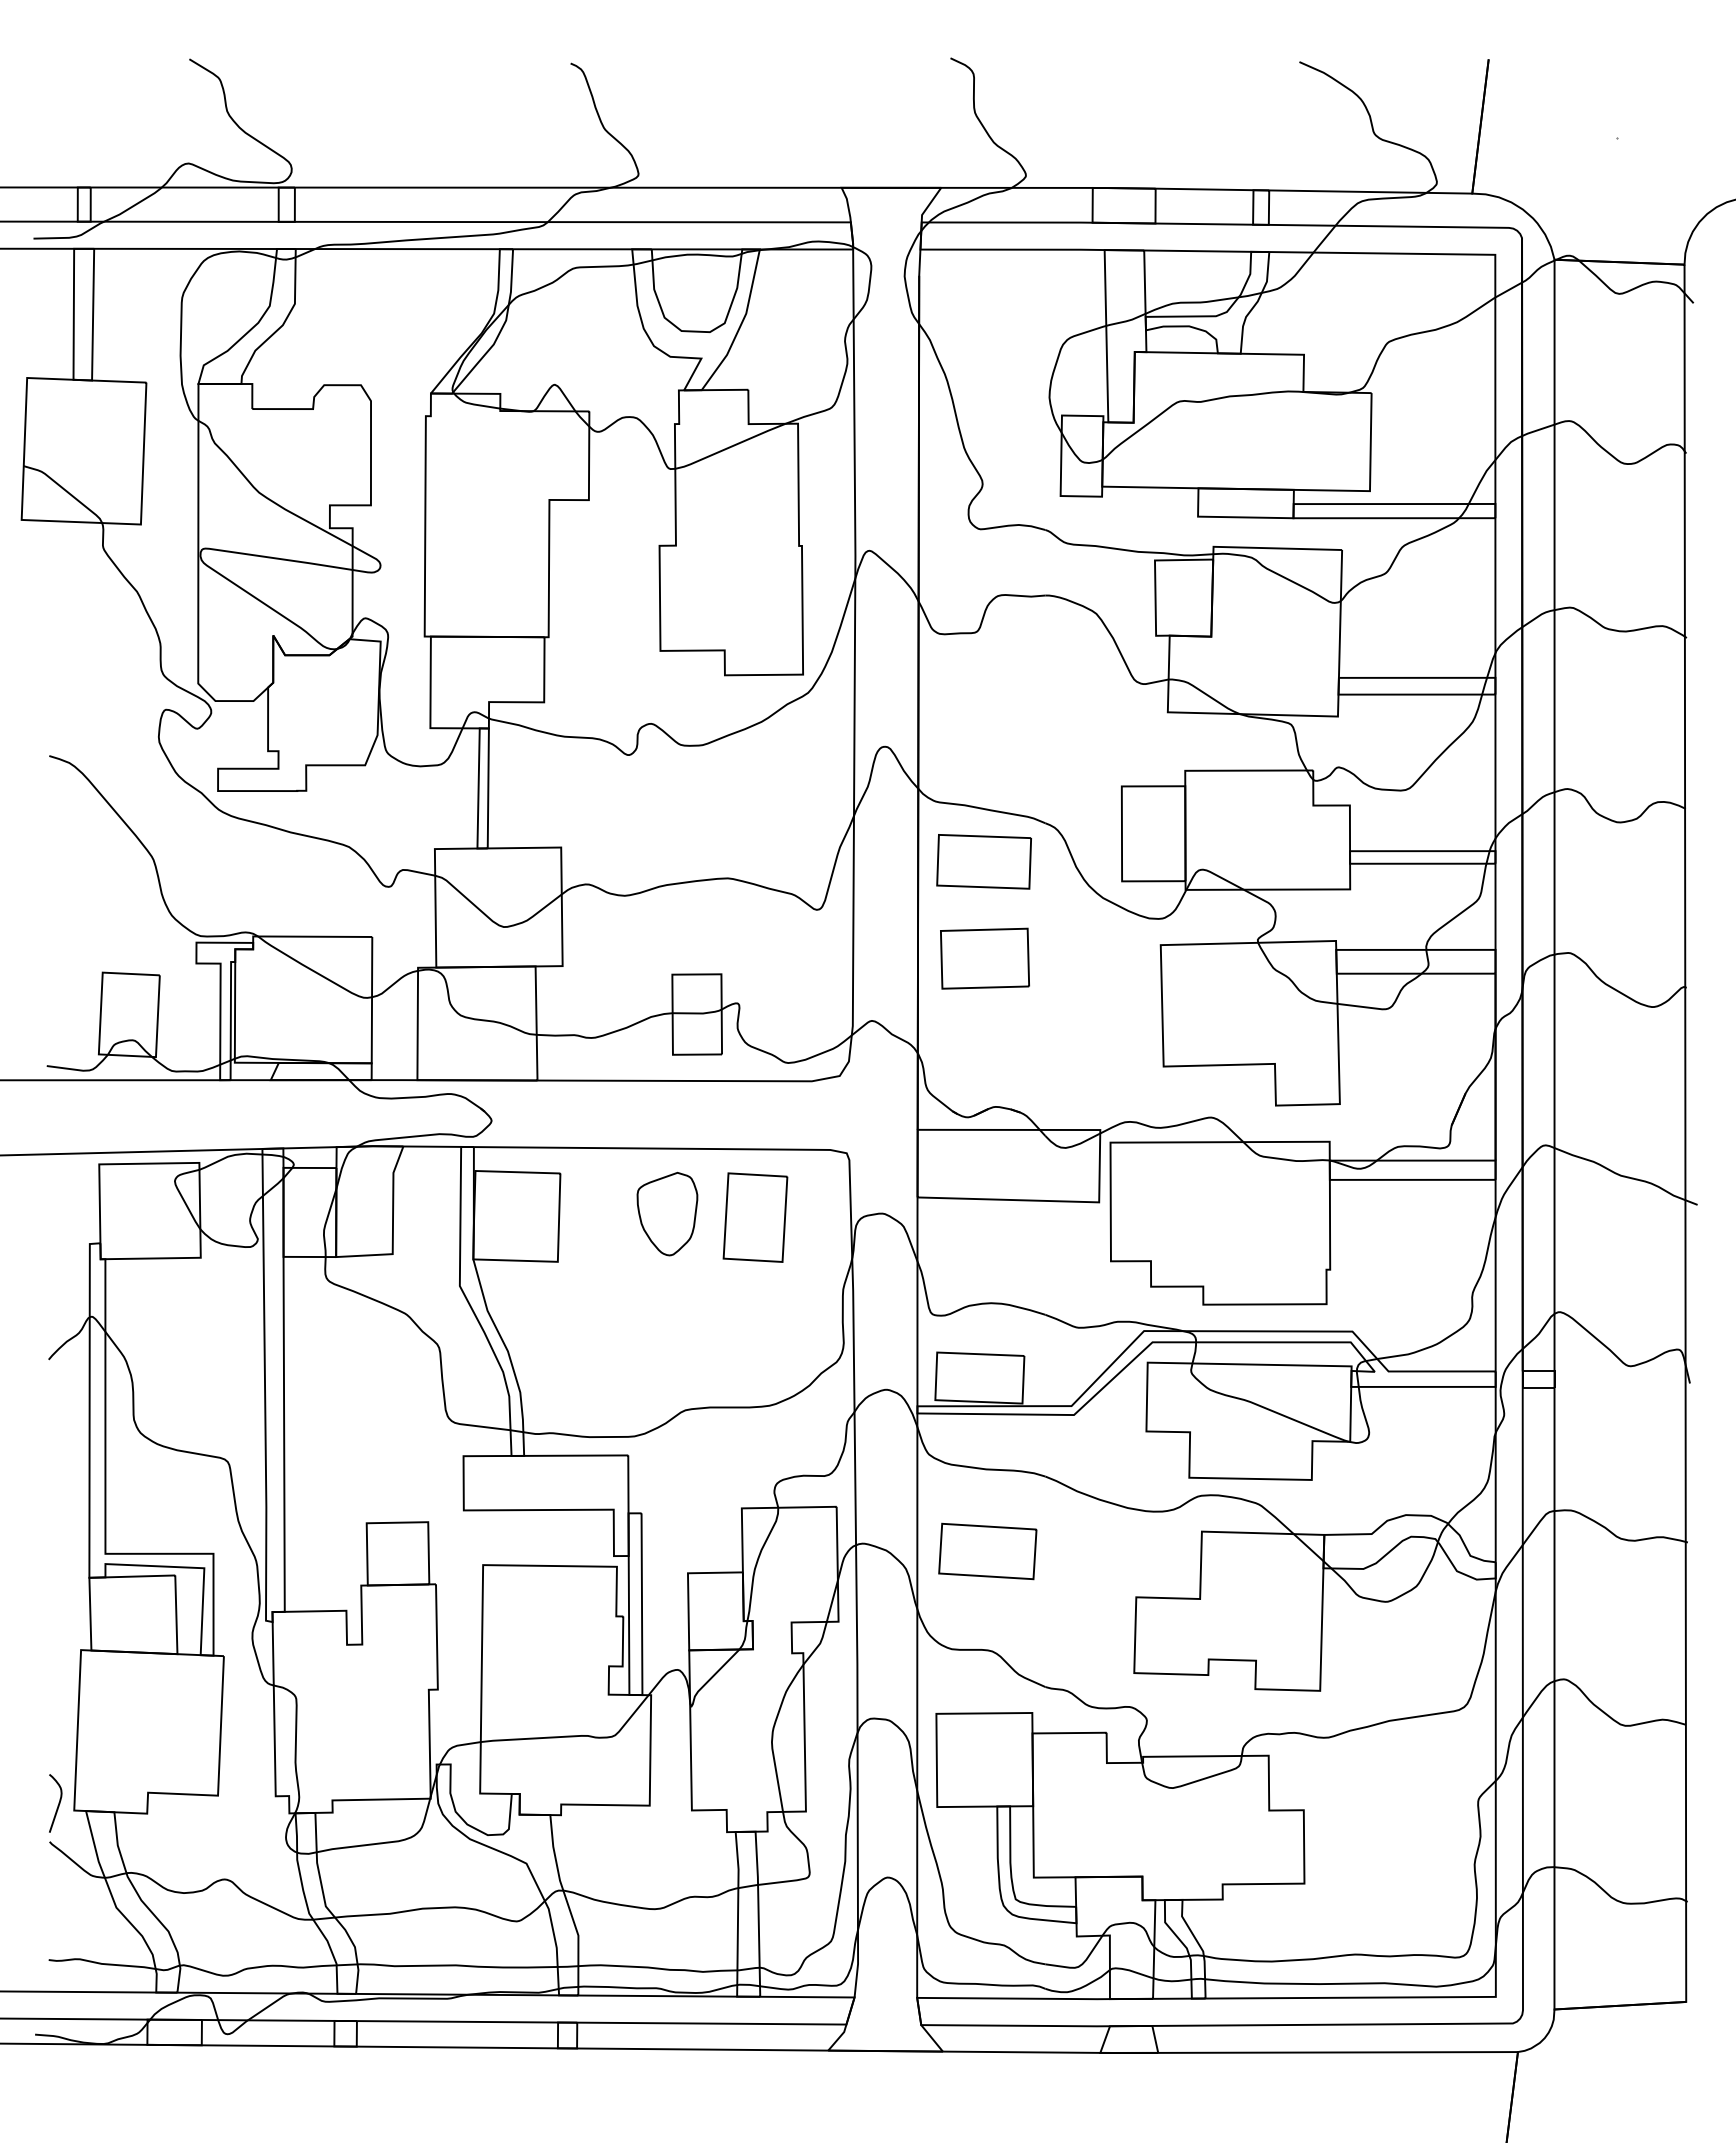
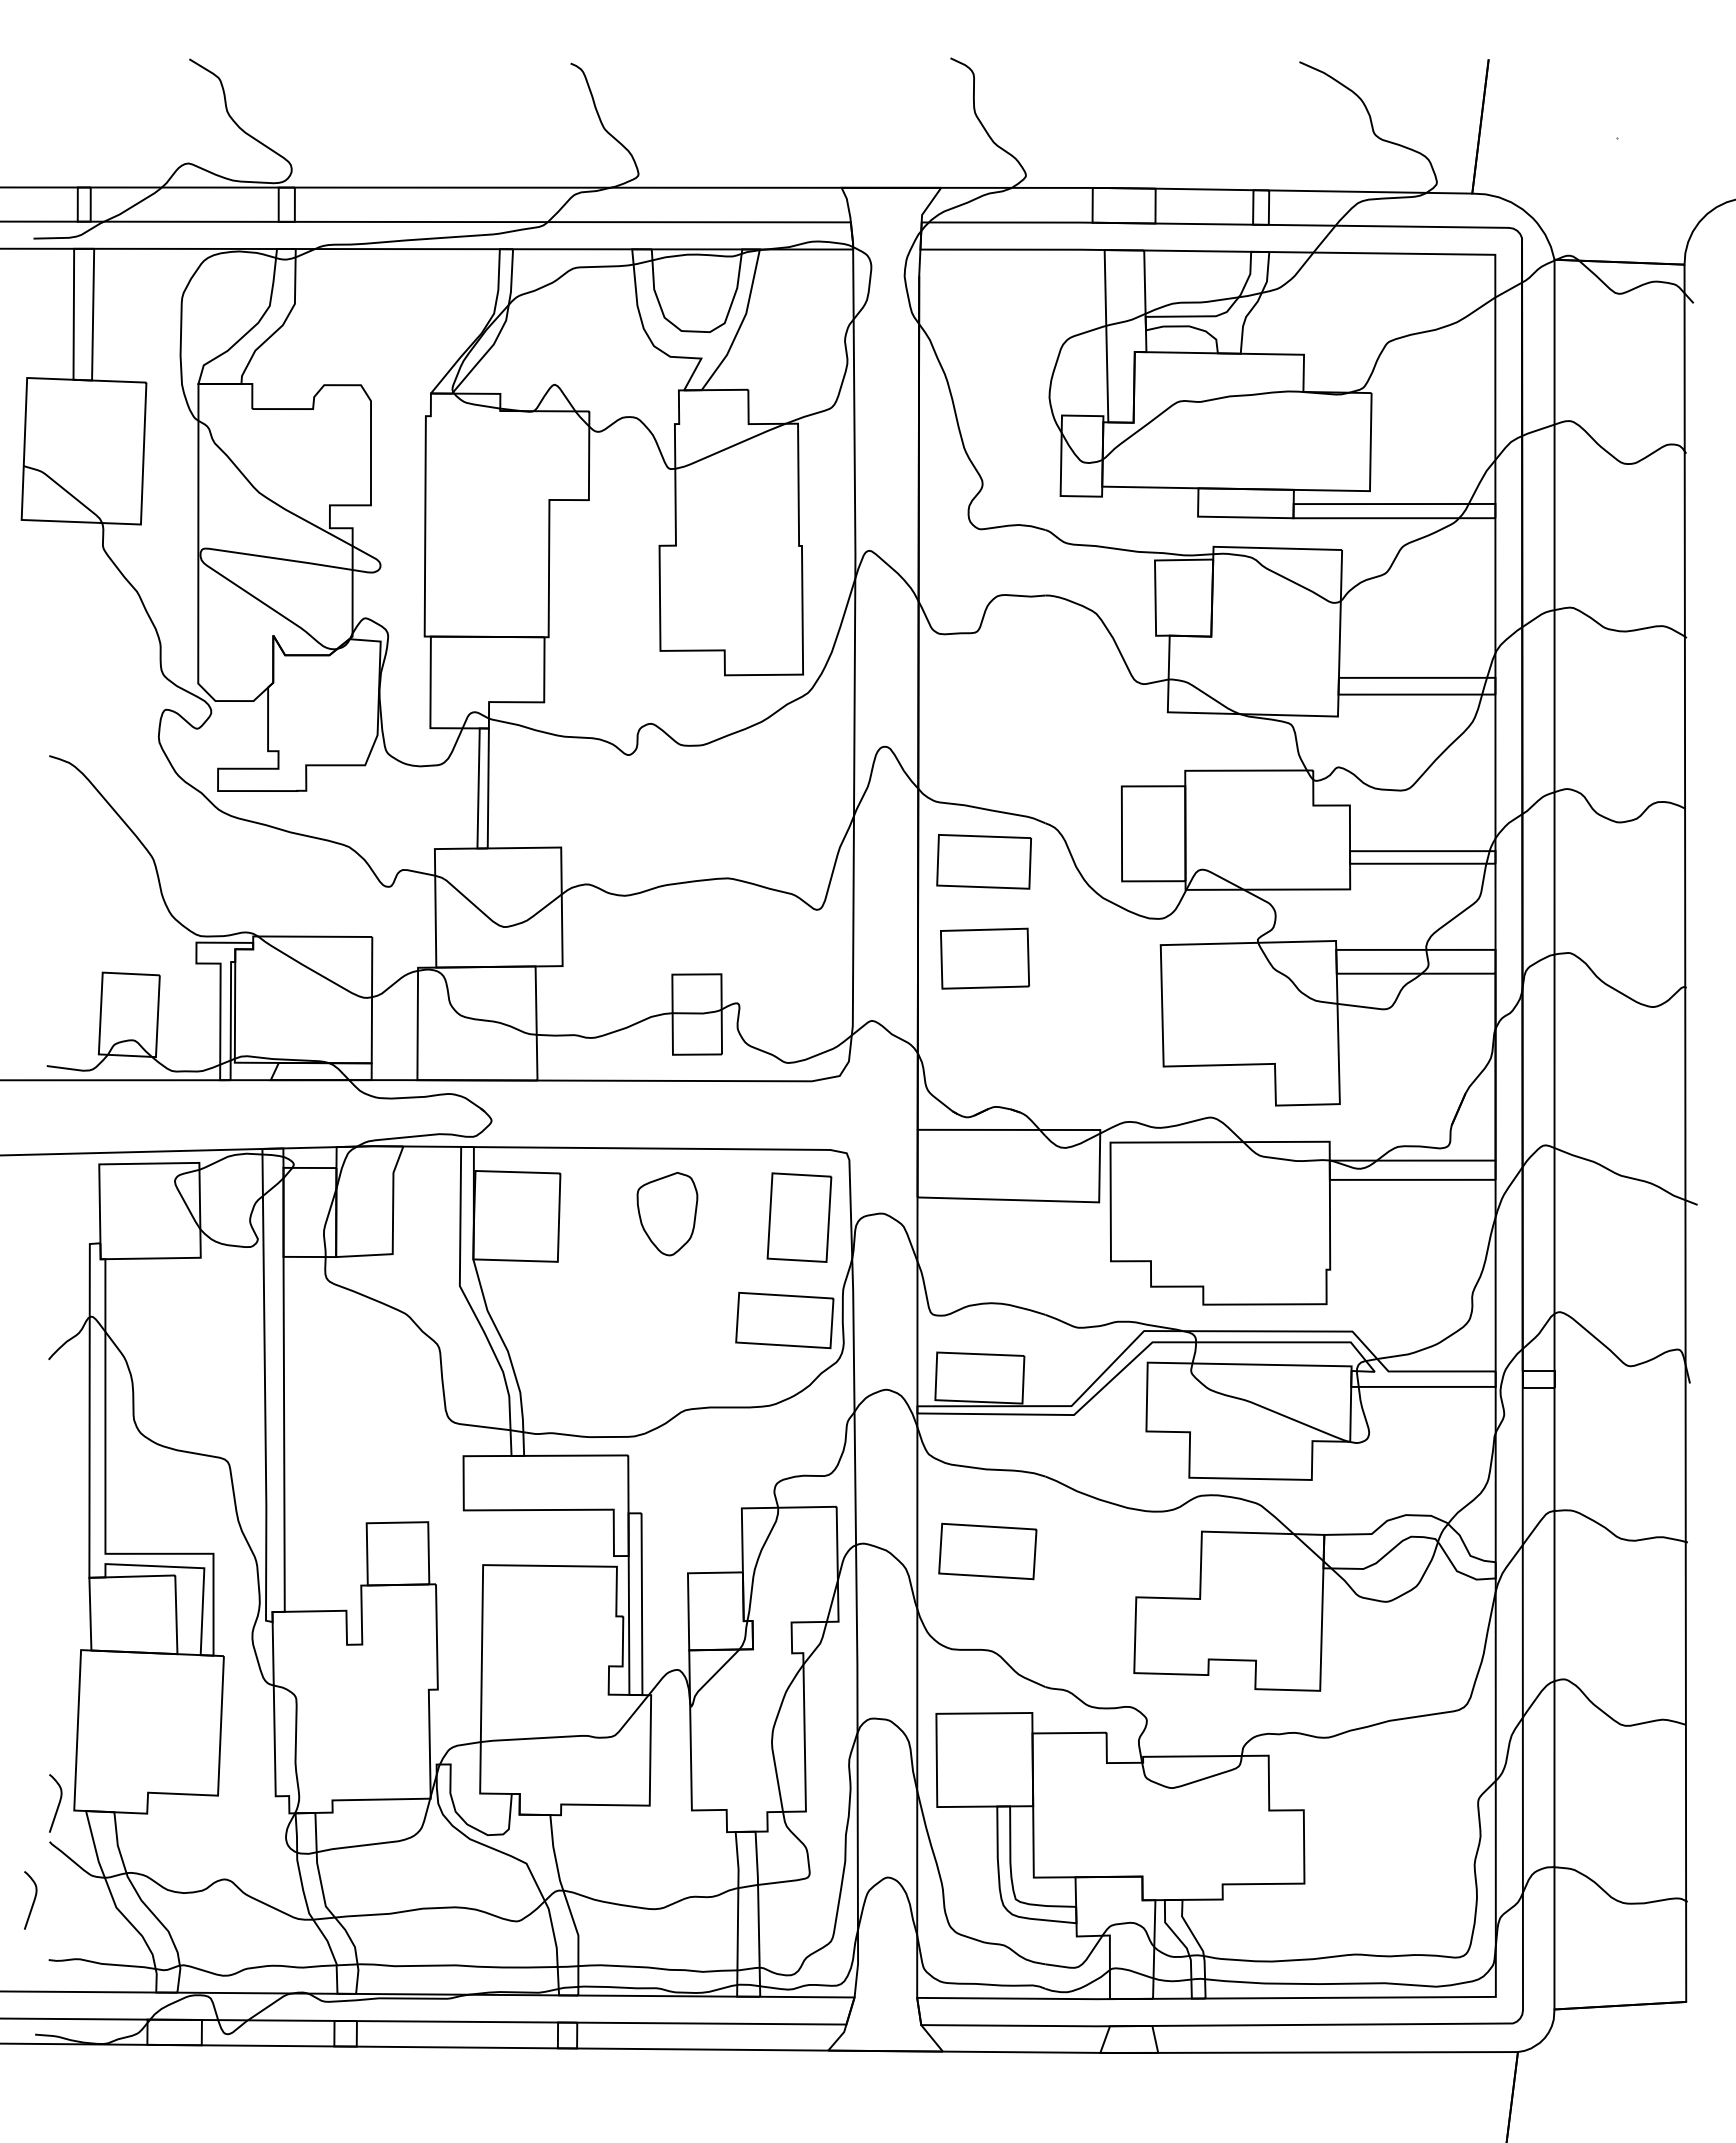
part position: (755, 1217) -> (799, 1217) (799, 1217)
part: none -> present (784, 1320)
curve: none -> present (32, 1902)
